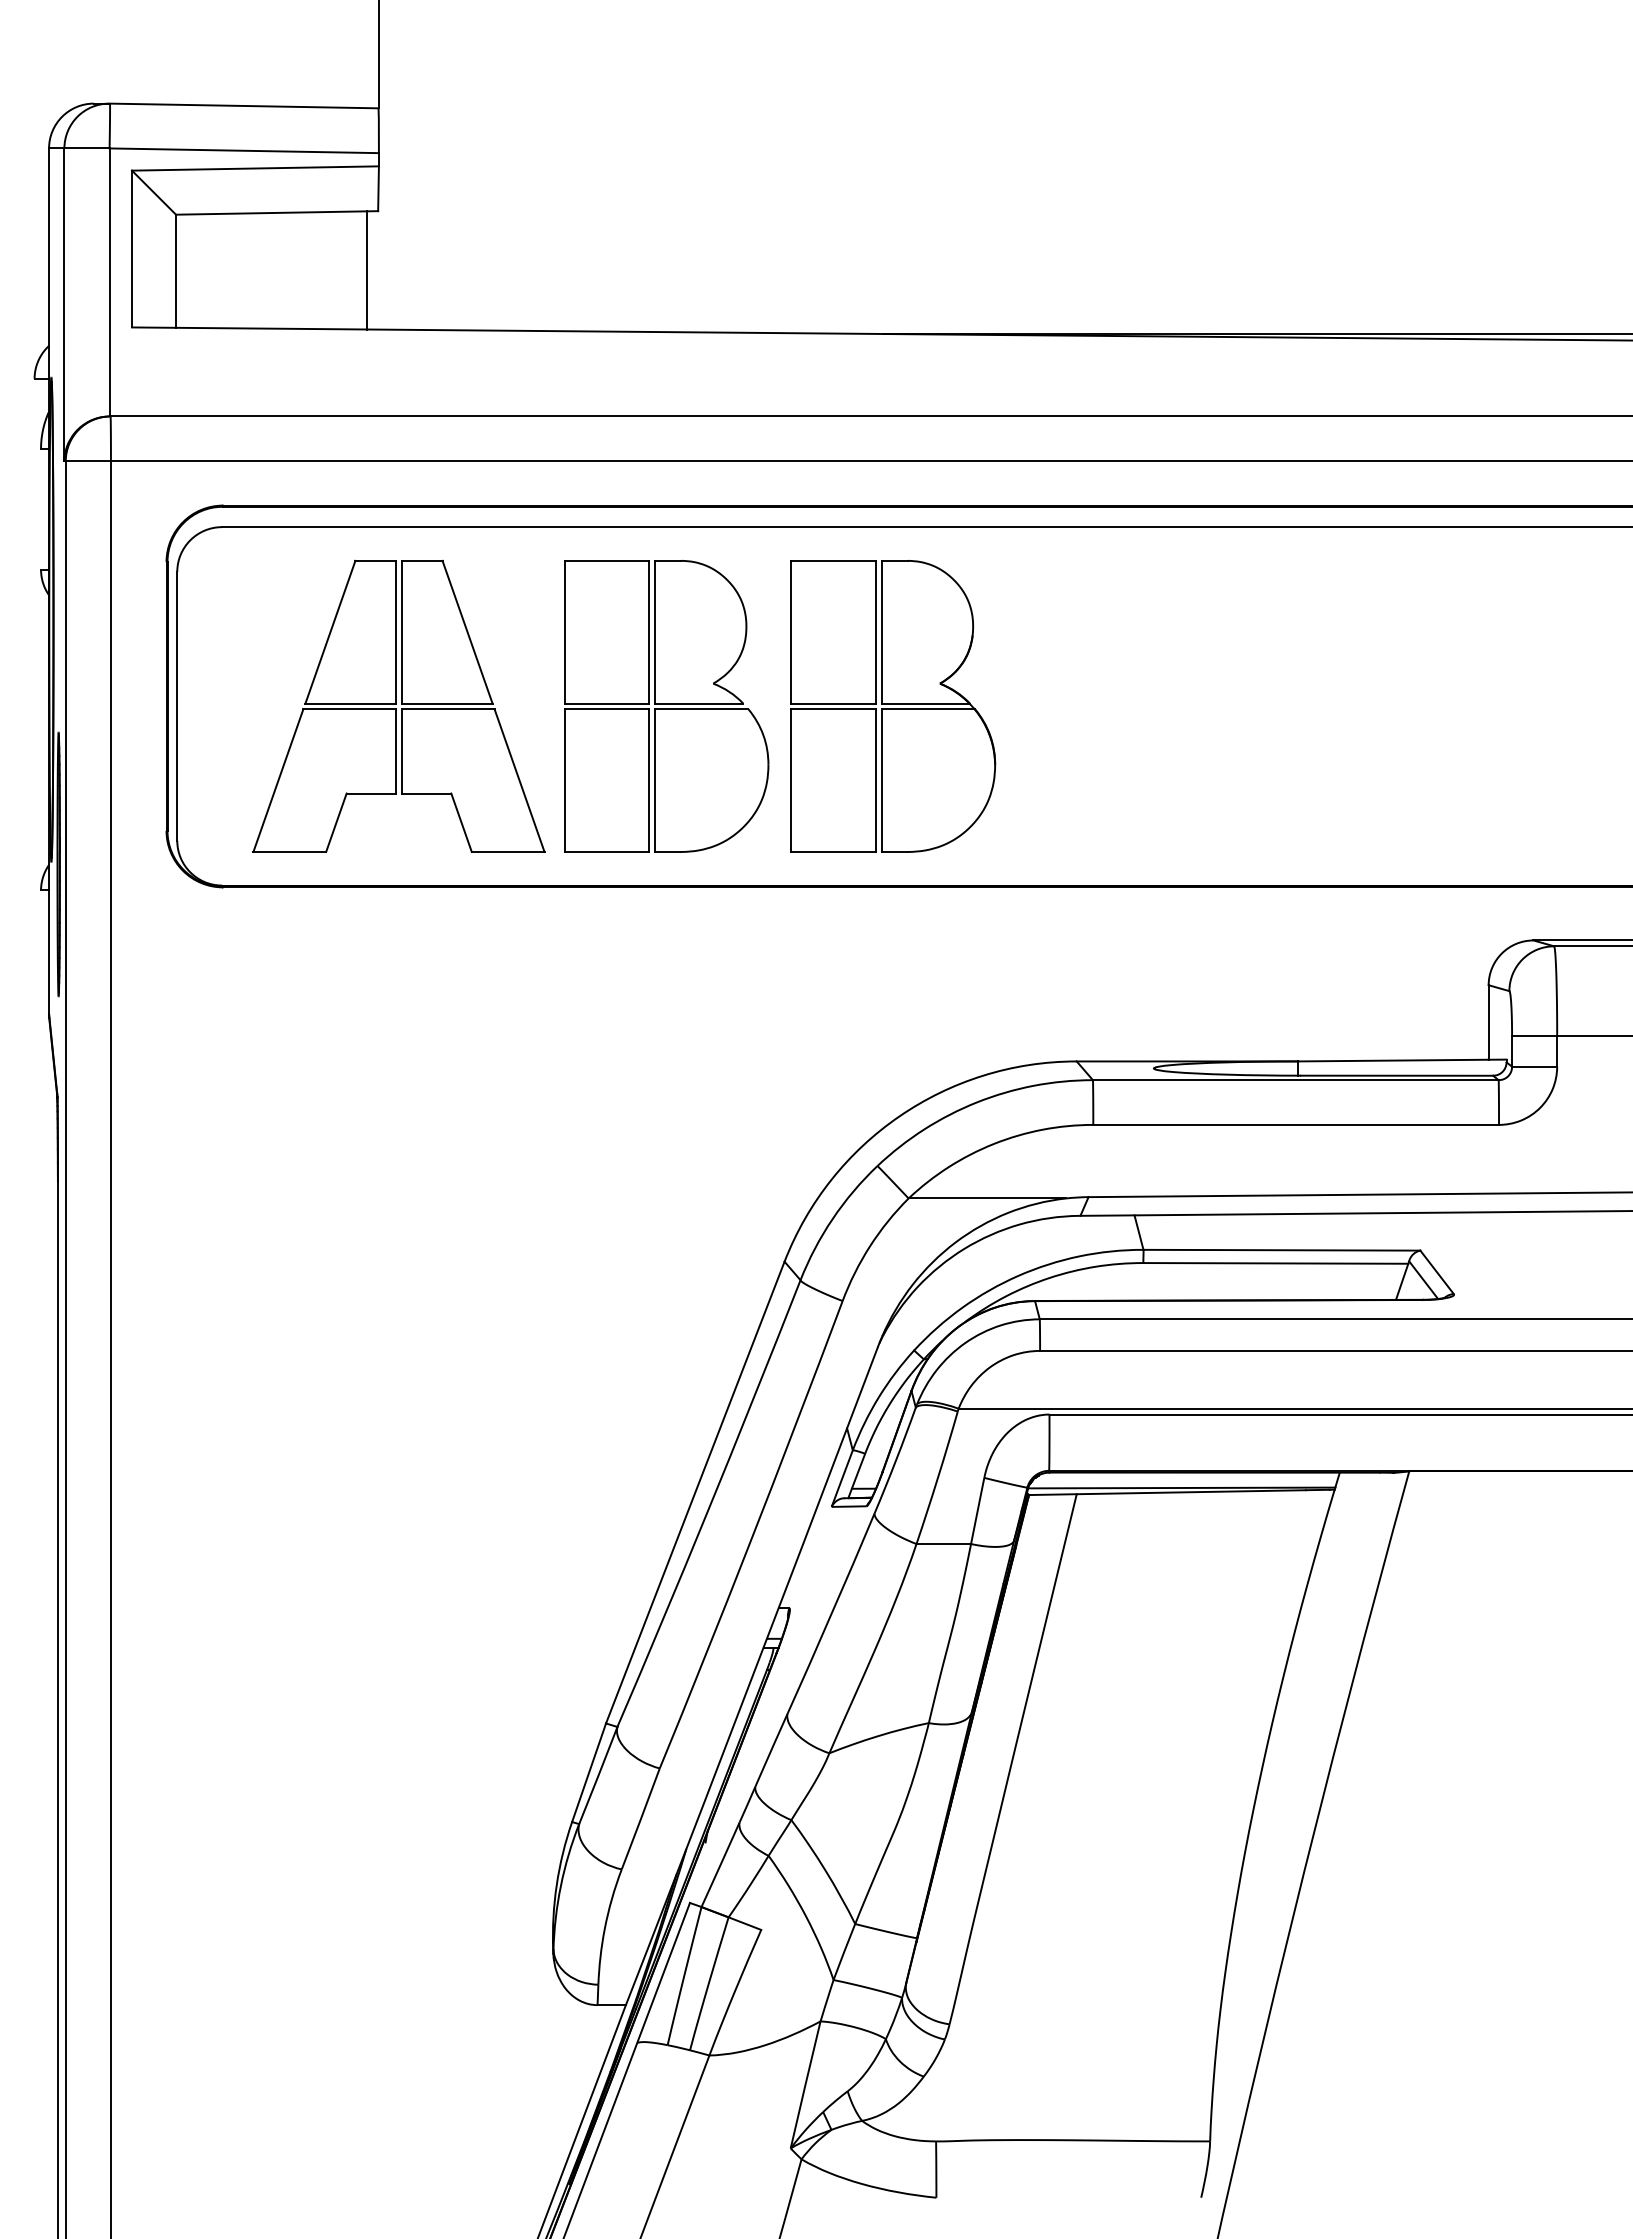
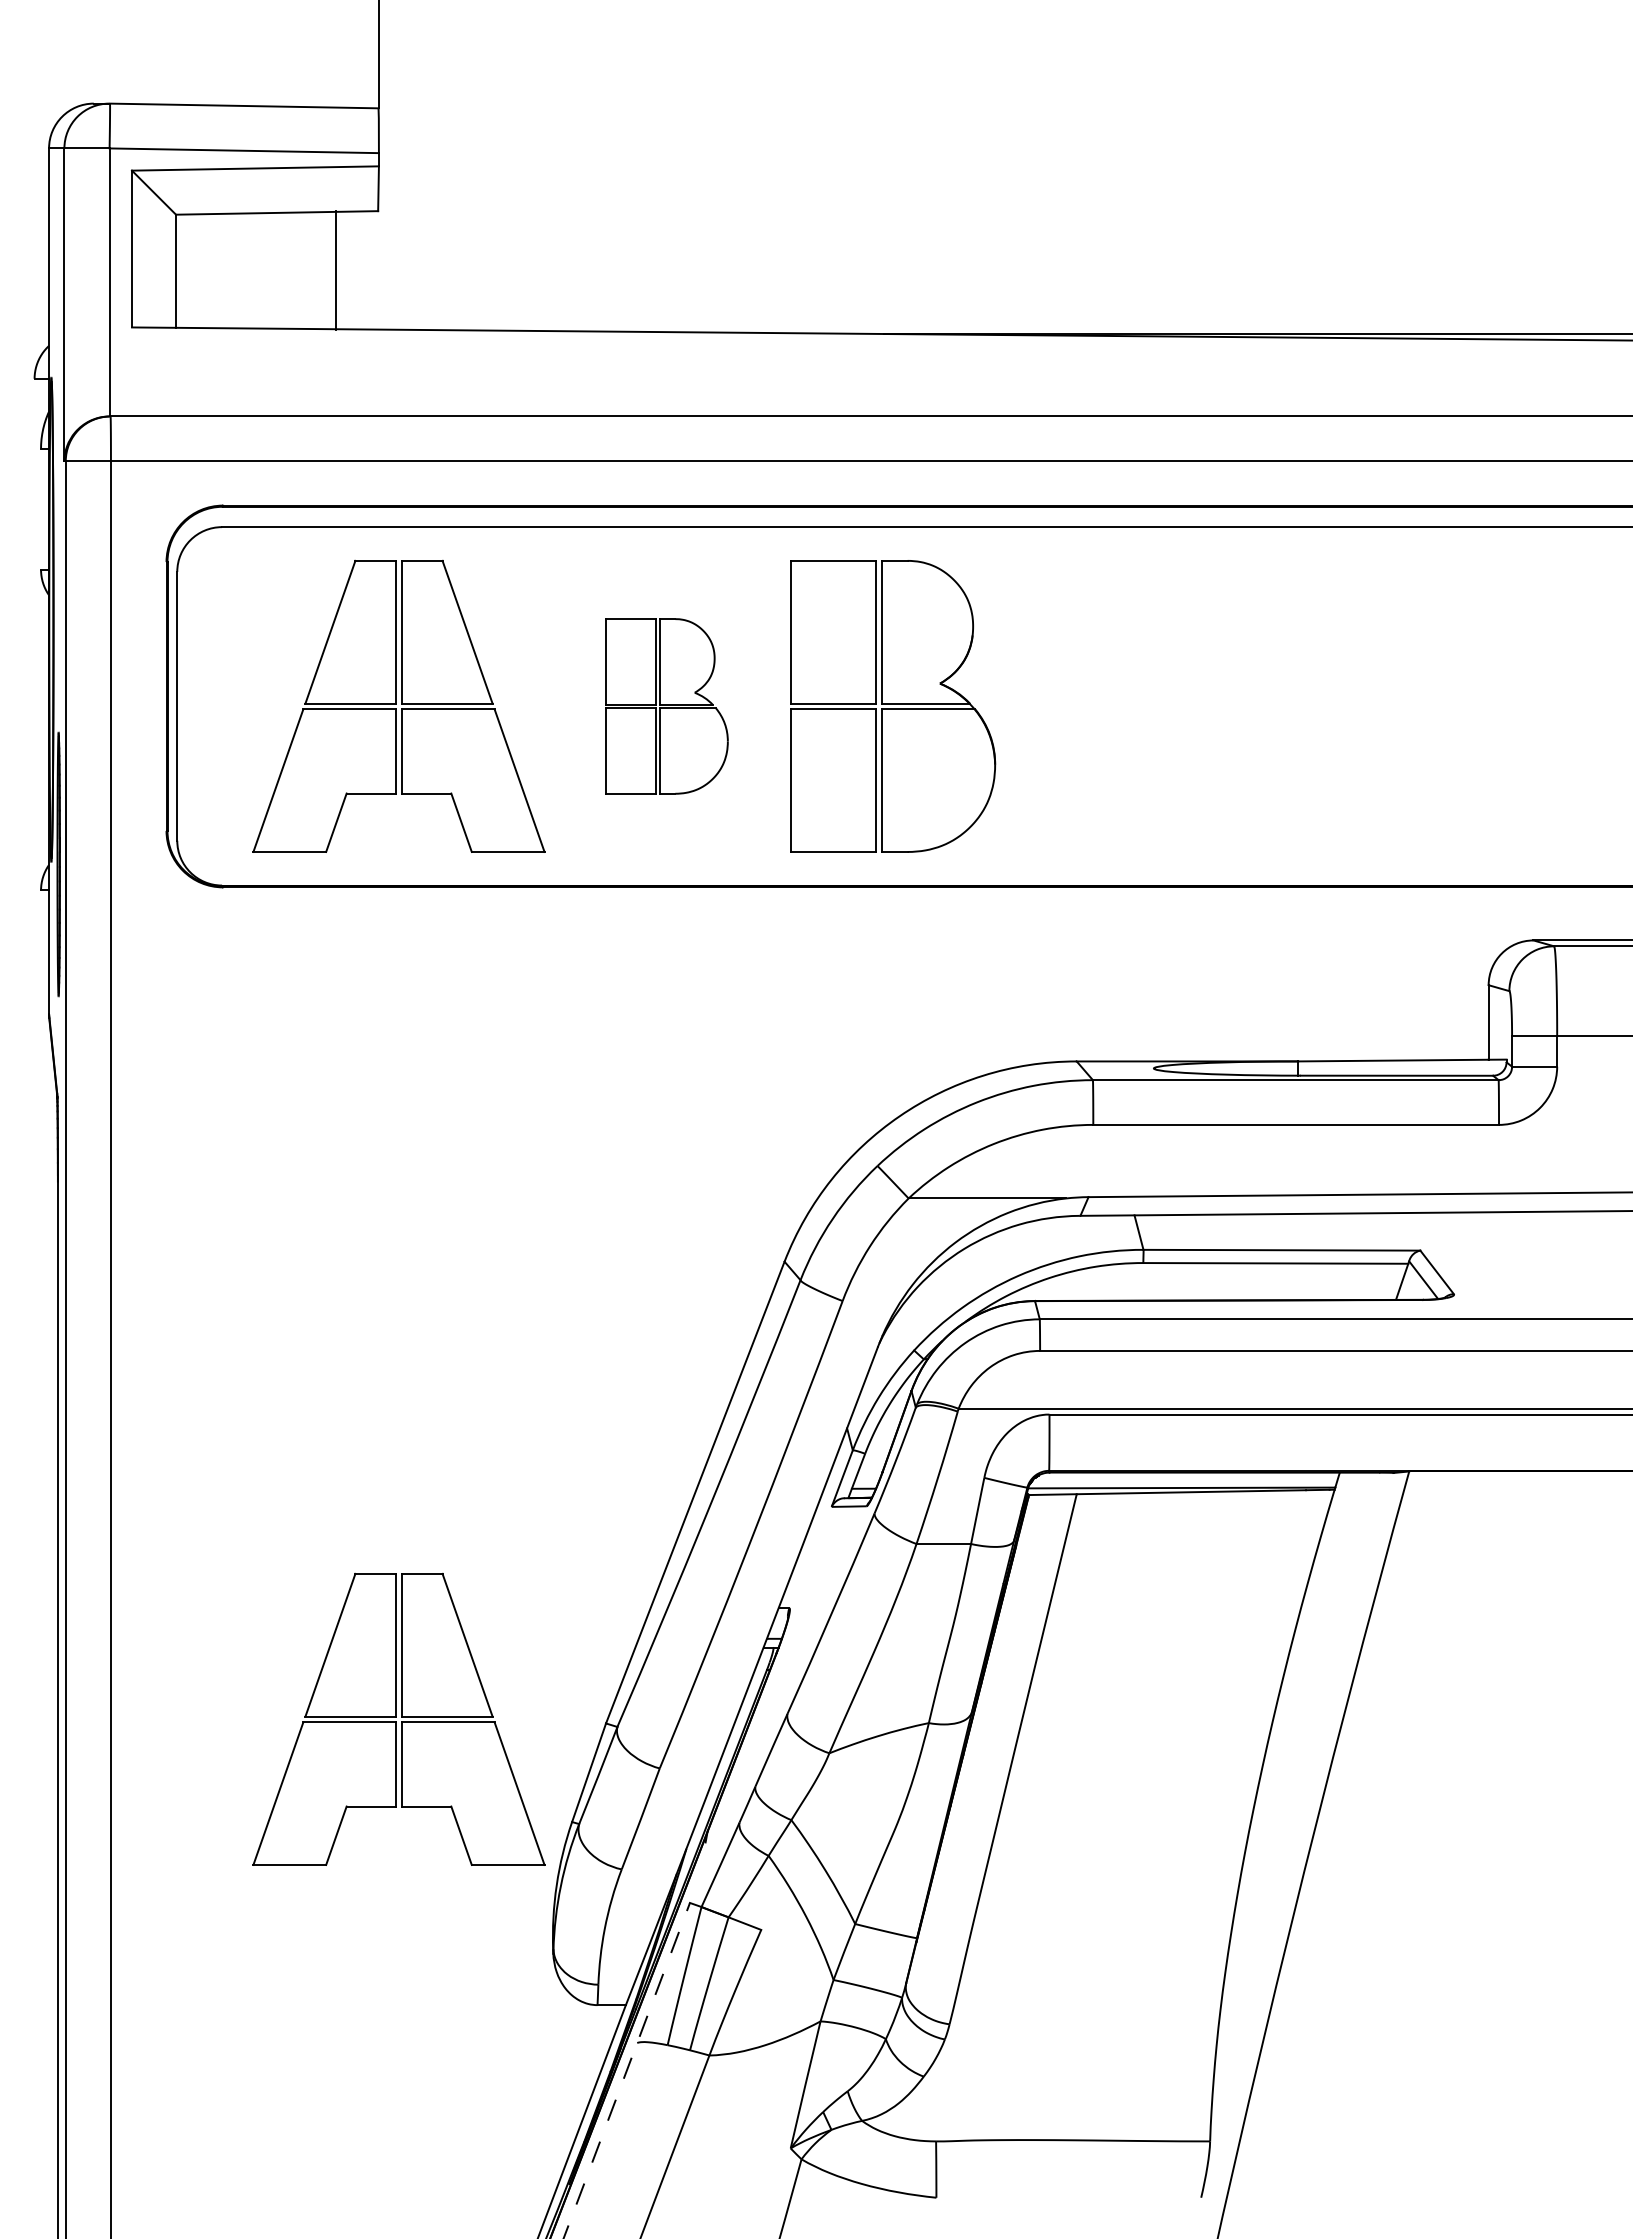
line position: (366, 270) -> (335, 270) (335, 270)
part size: 206x293 px -> 124x177 px (666, 706)
part: none -> present (398, 1718)
line: solid -> dashed (627, 2070)
